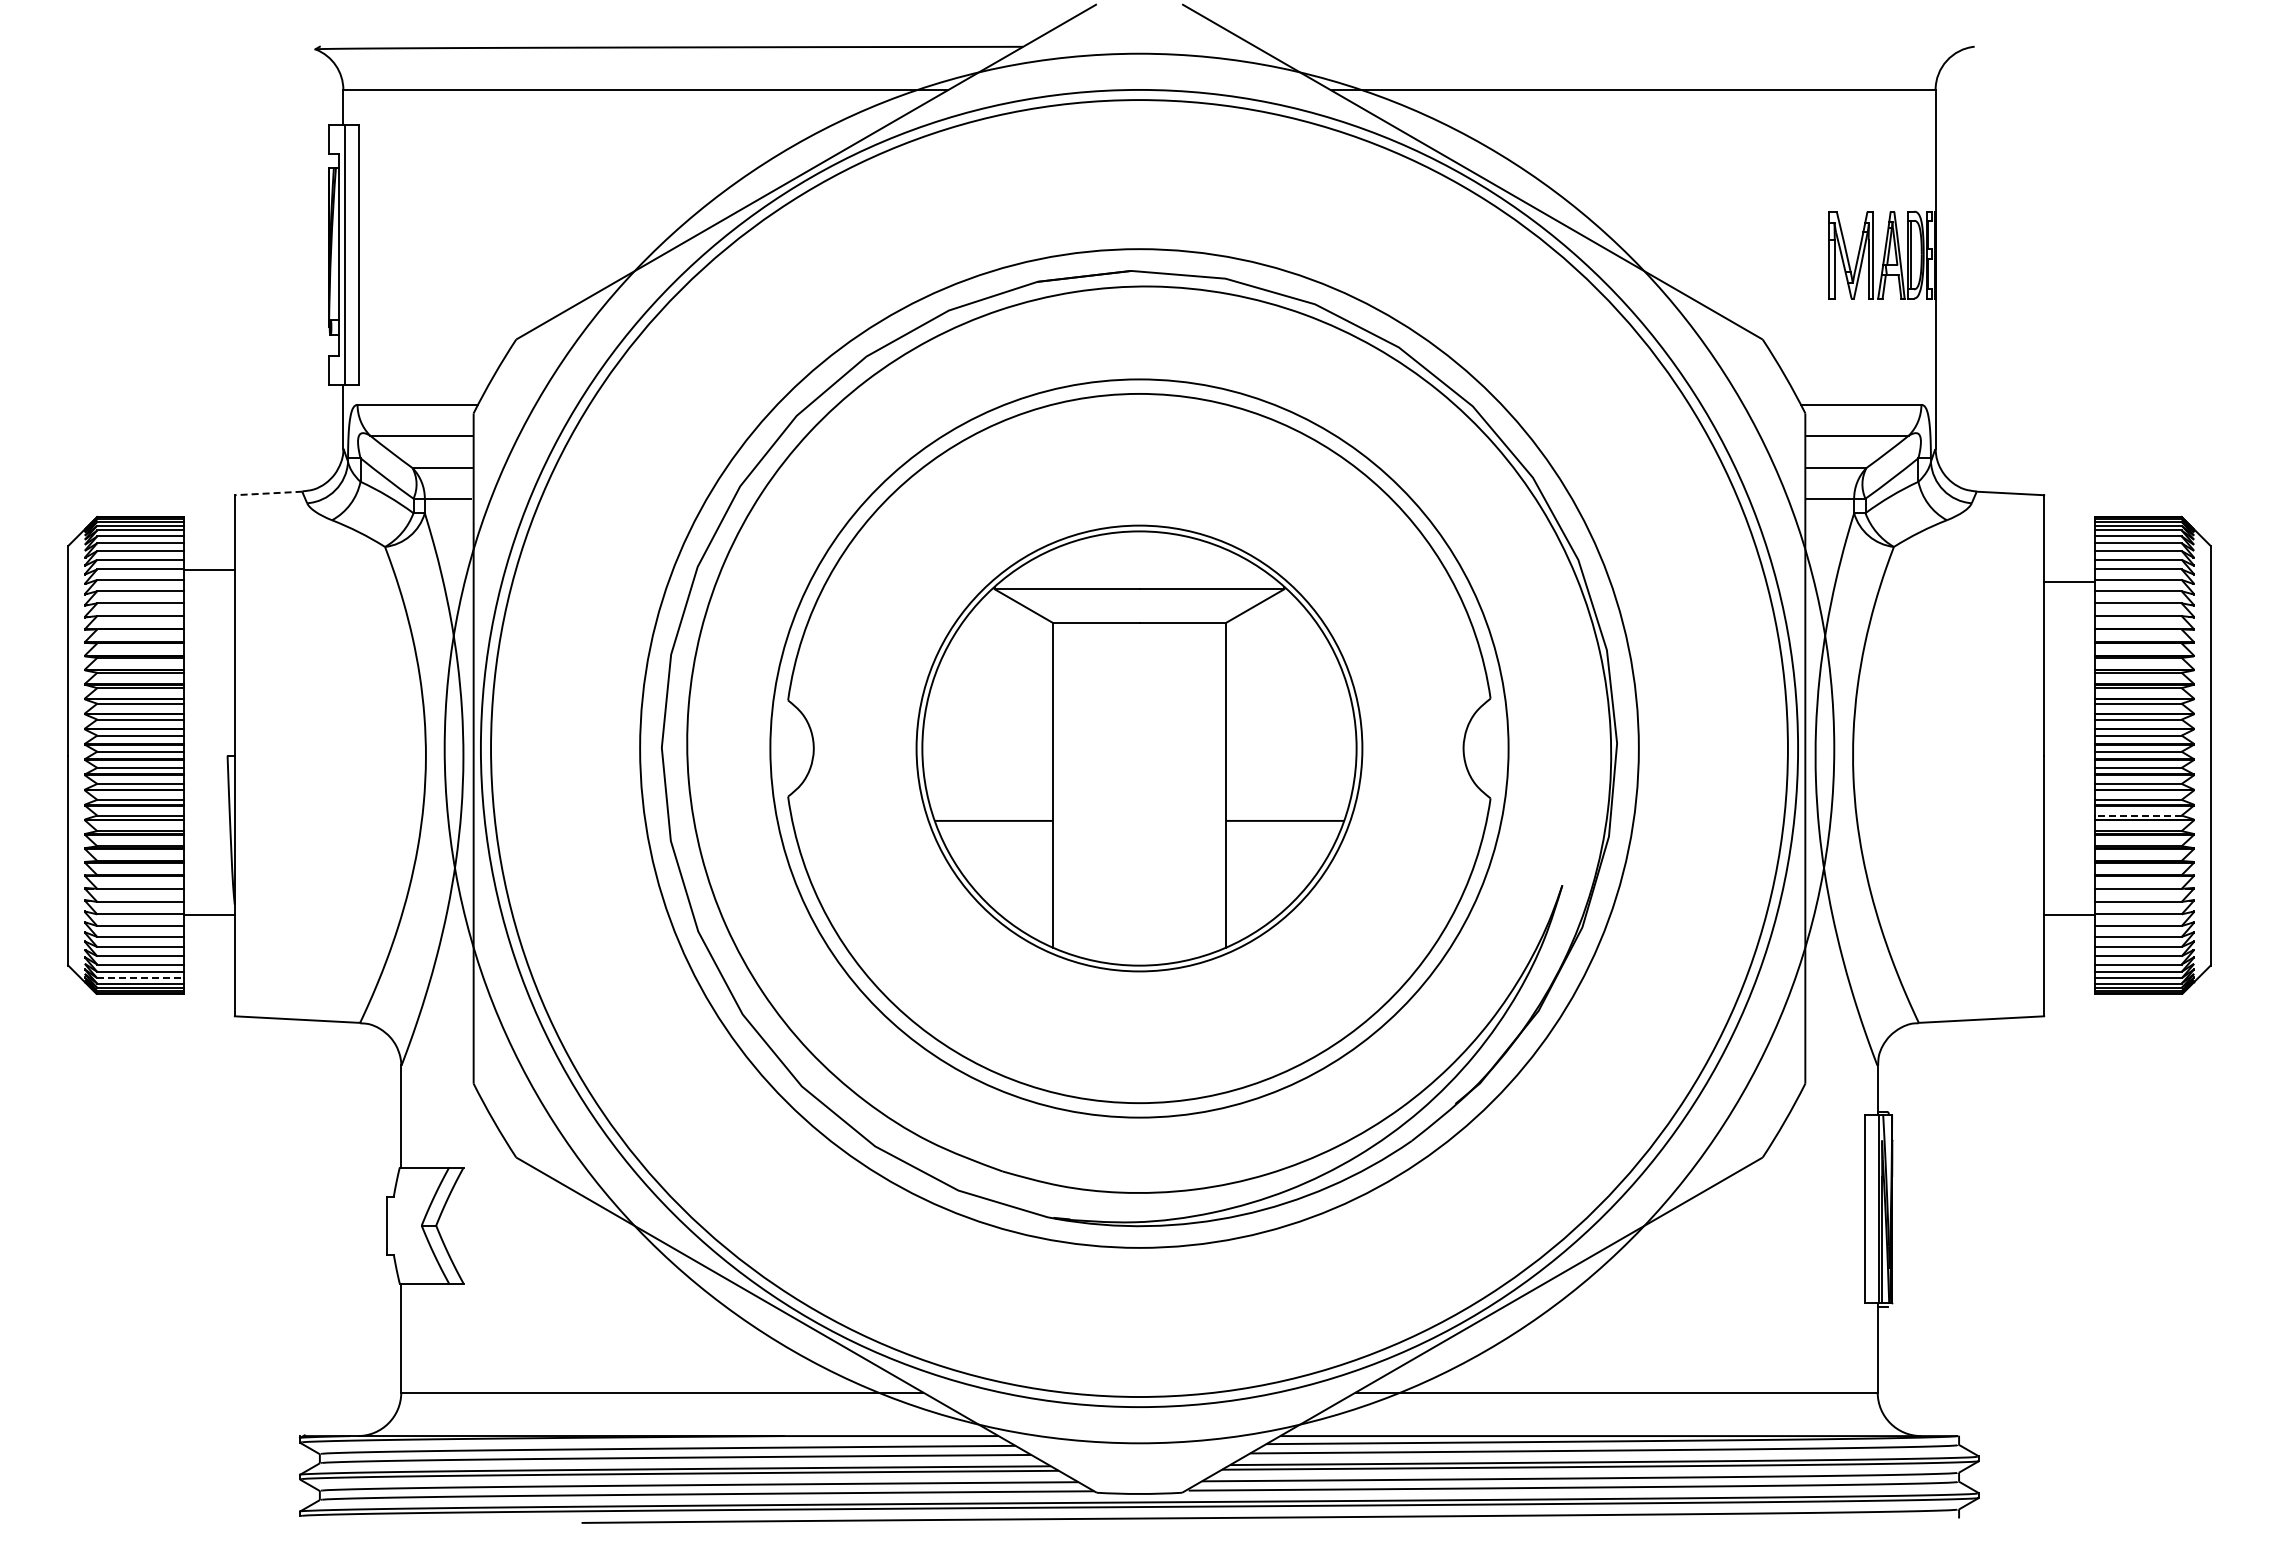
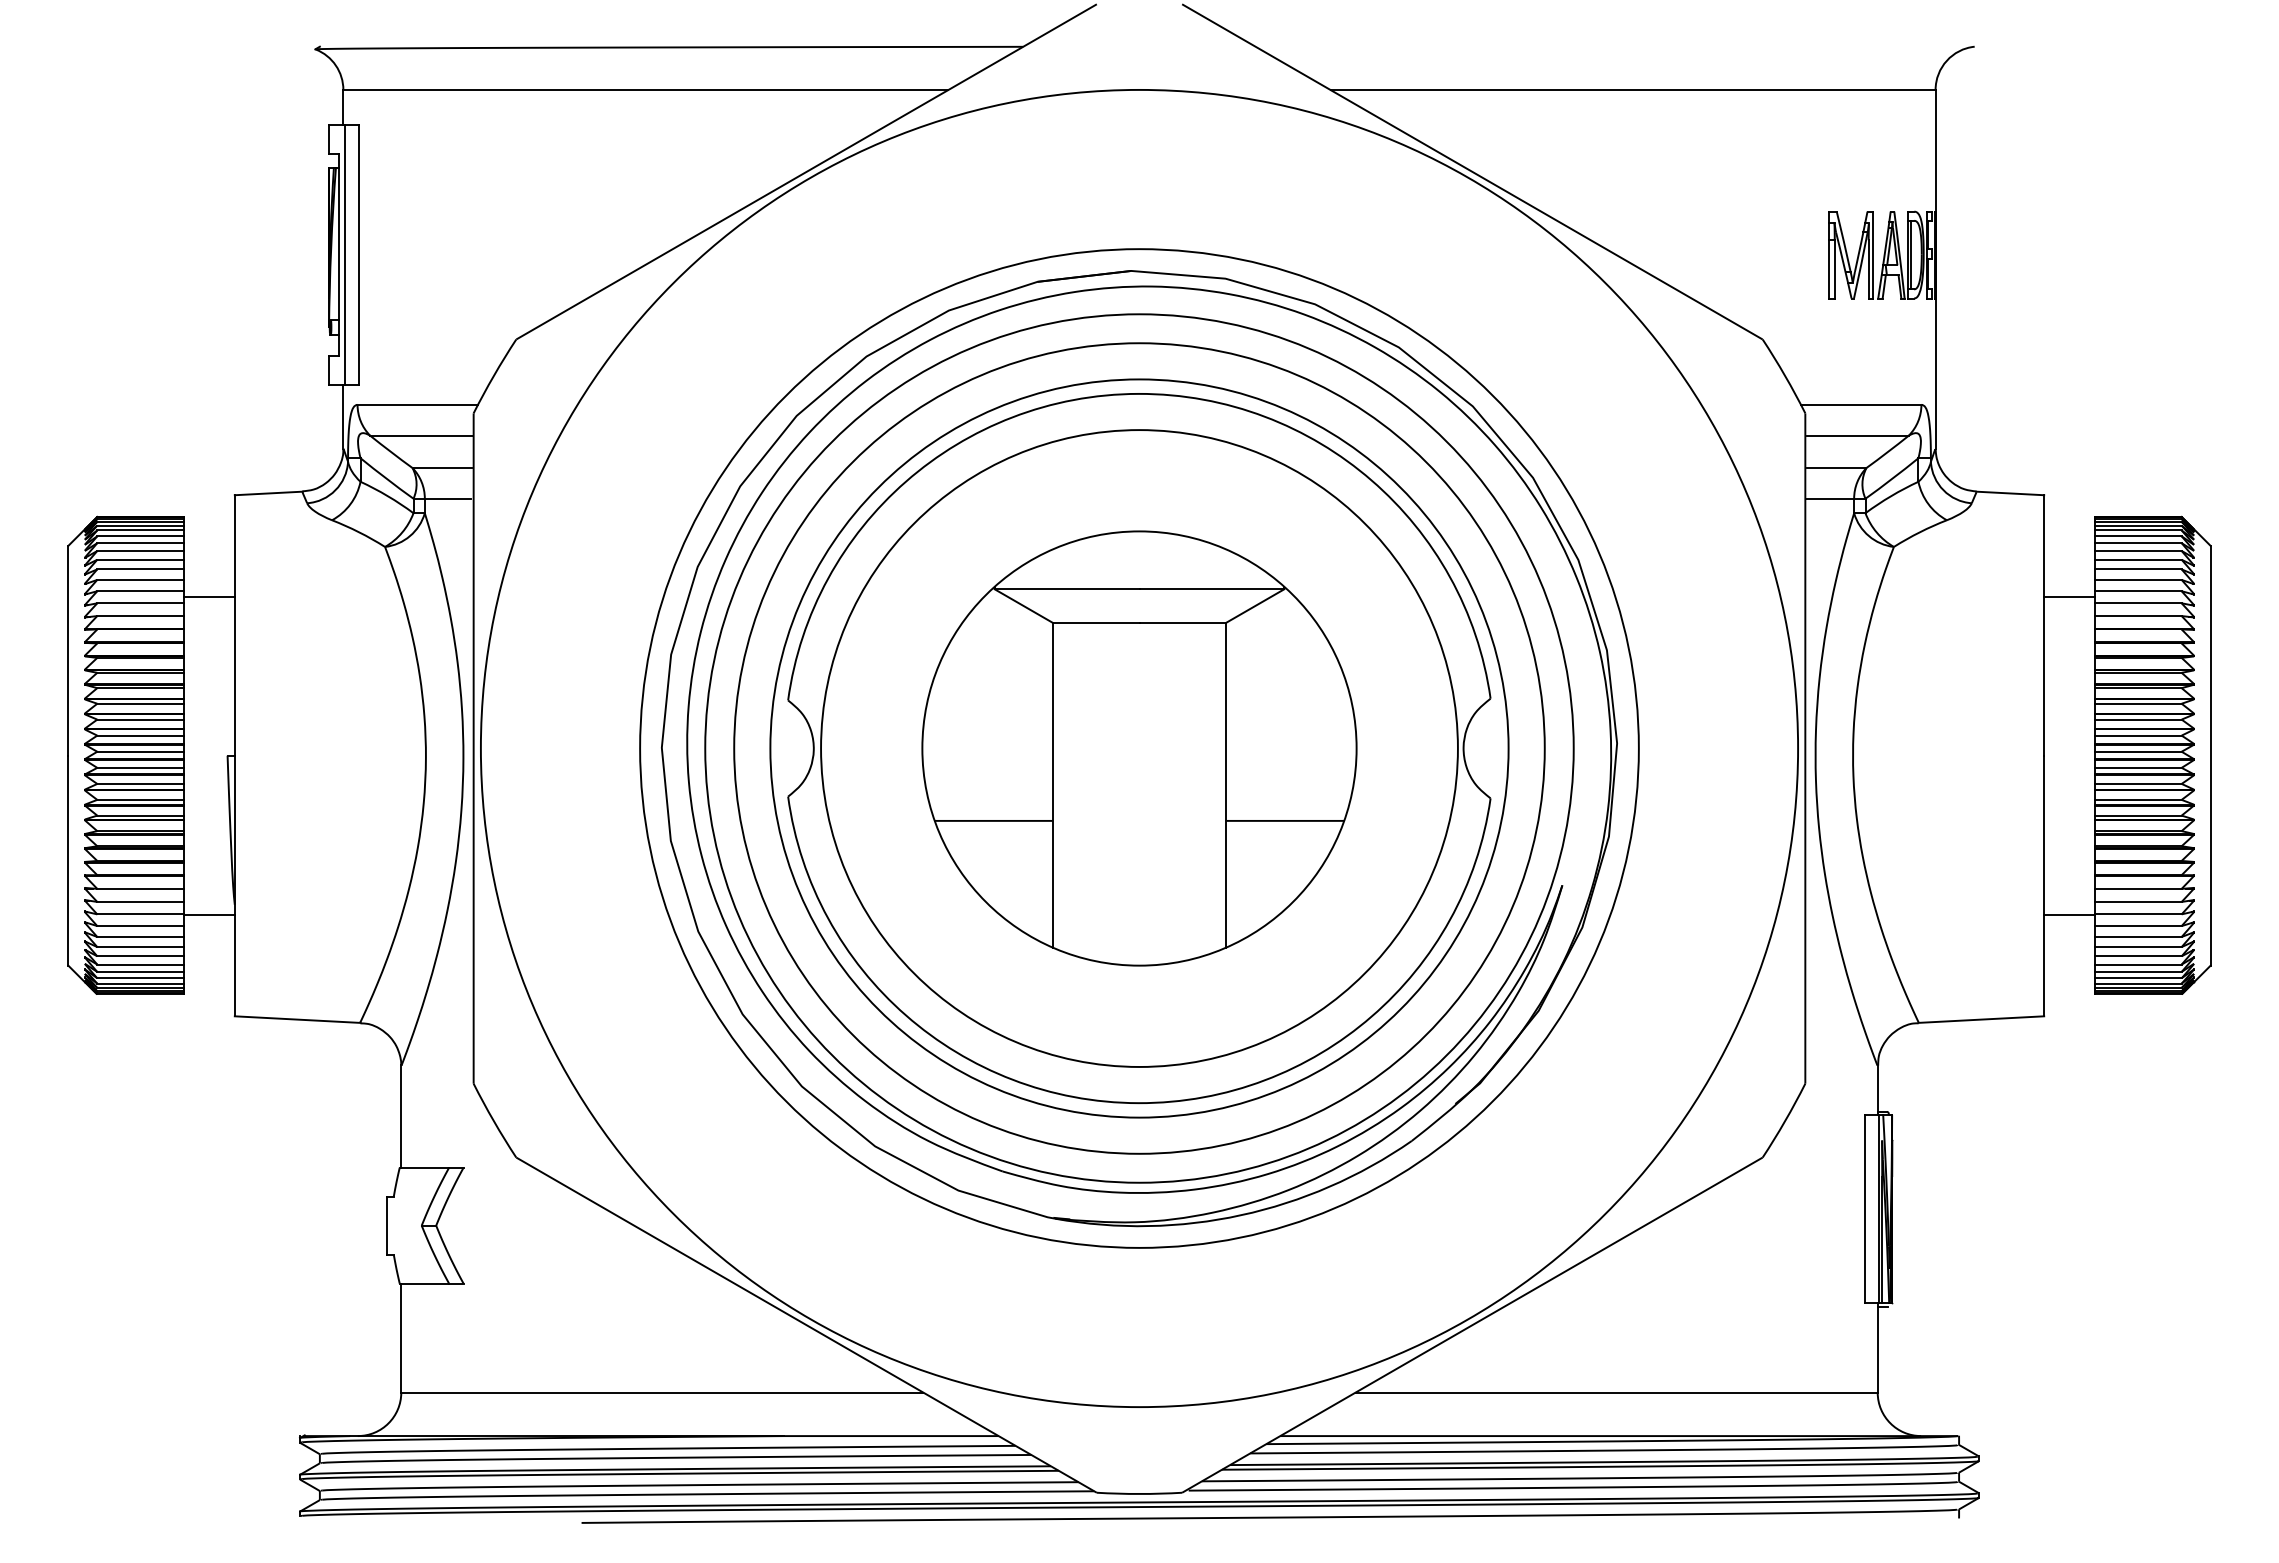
line: dashed -> solid (268, 493)
line position: (209, 569) -> (209, 596) (209, 596)
line position: (2069, 581) -> (2069, 596) (2069, 596)
circle diameter: 1297 px -> 811 px (1139, 748)
circle diameter: 1390 px -> 868 px (1139, 748)
circle diameter: 446 px -> 637 px (1139, 748)
line: dashed -> solid (2137, 815)
line: dashed -> solid (141, 978)
